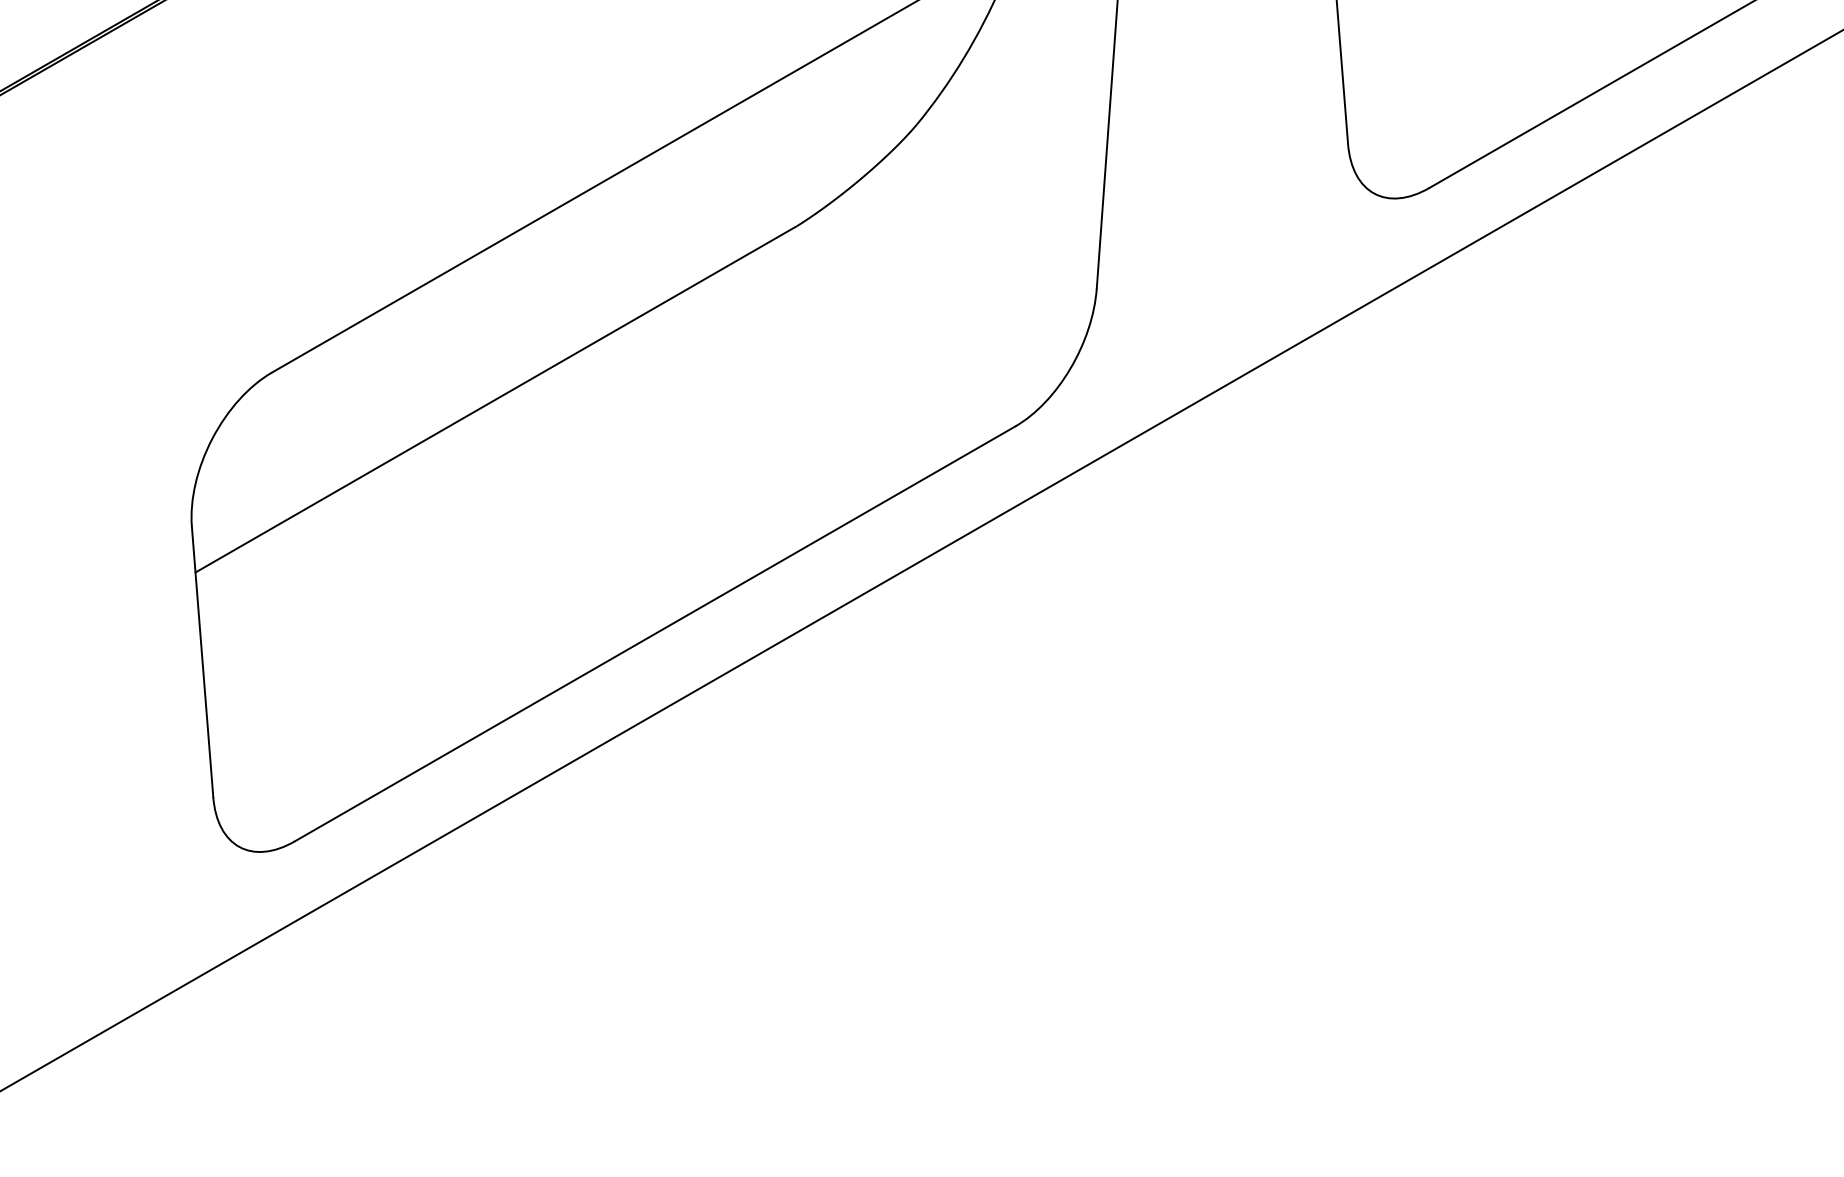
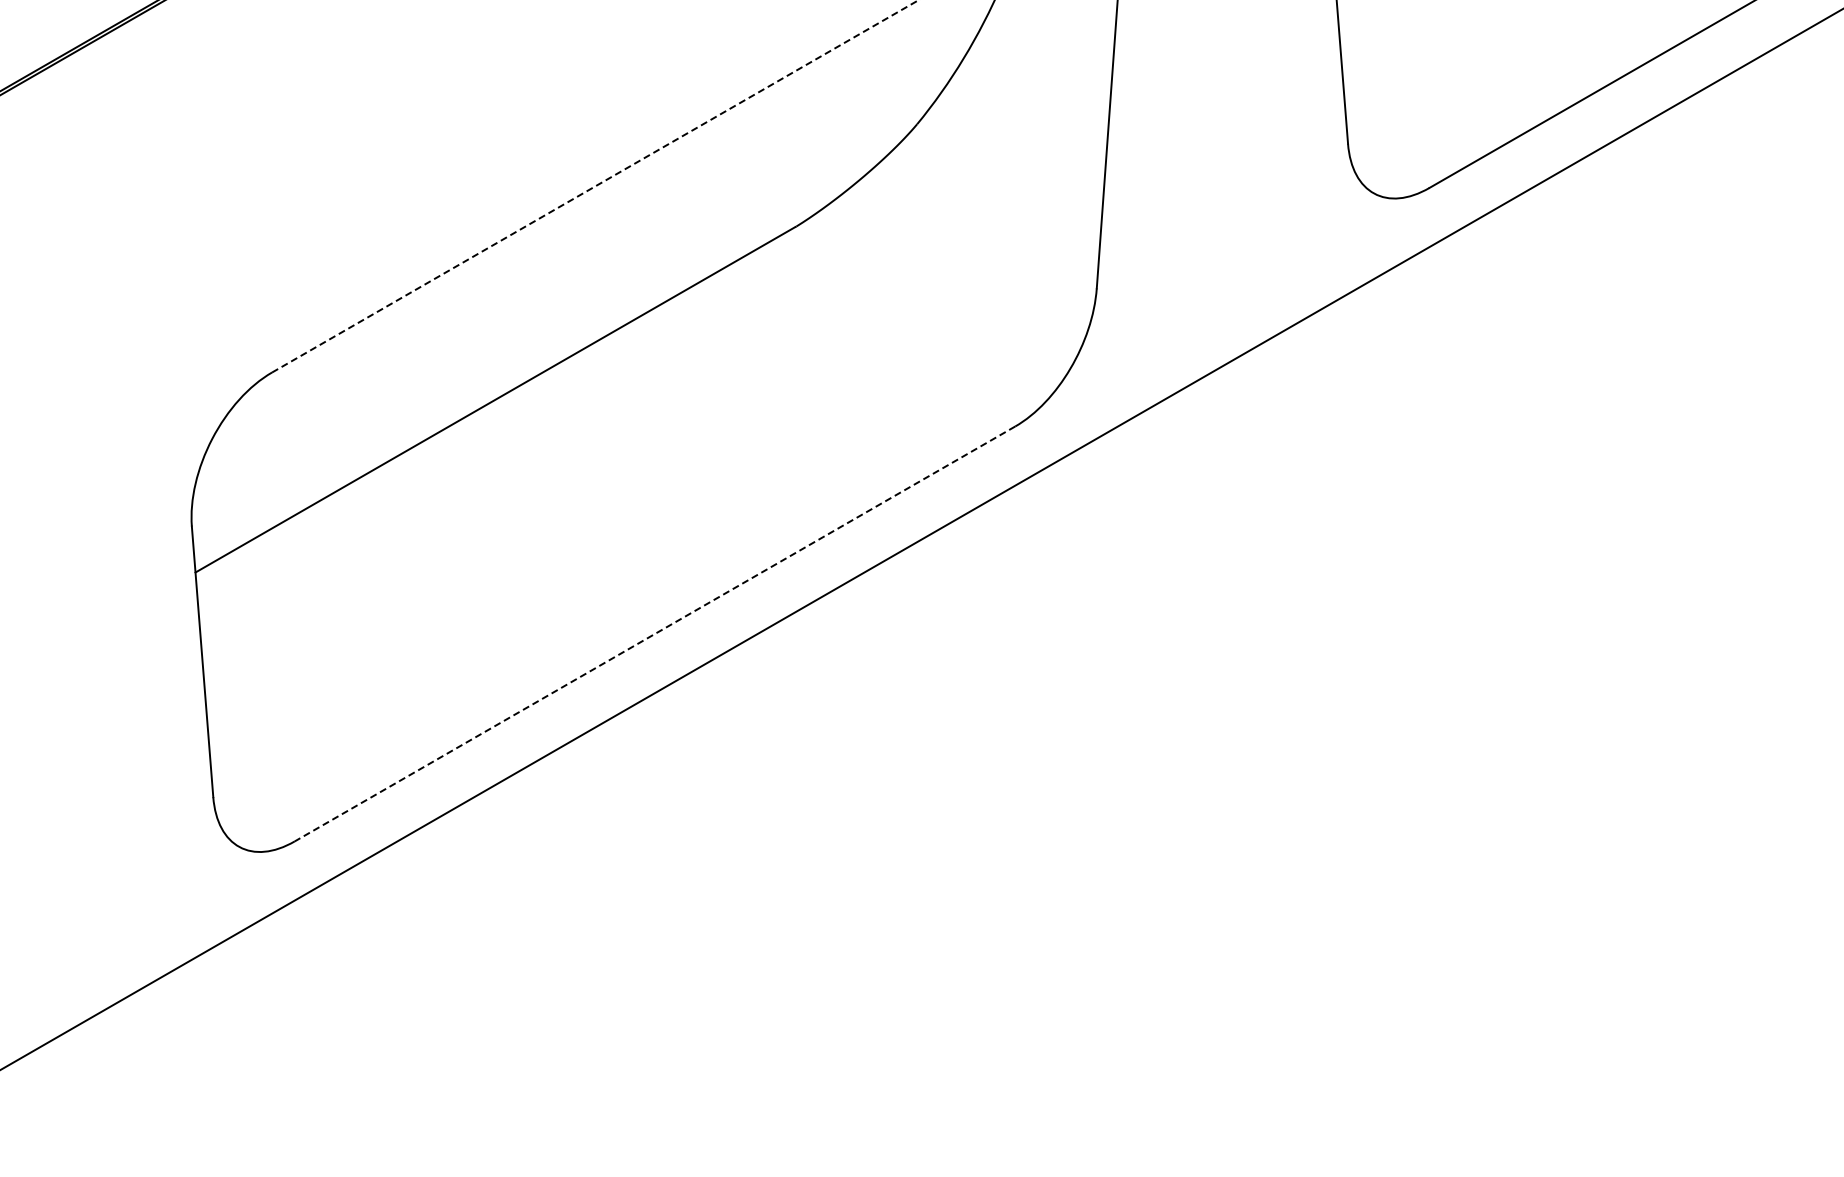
line: solid -> dashed (595, 186)
line position: (921, 560) -> (921, 539) (921, 539)
line: solid -> dashed (655, 633)
